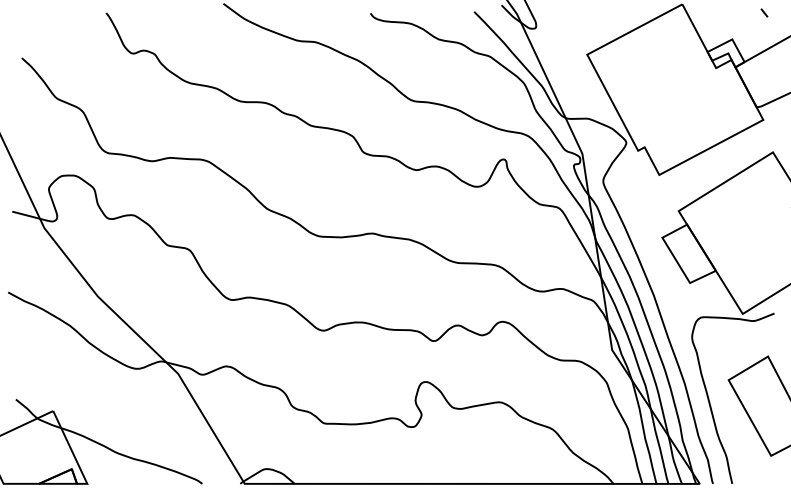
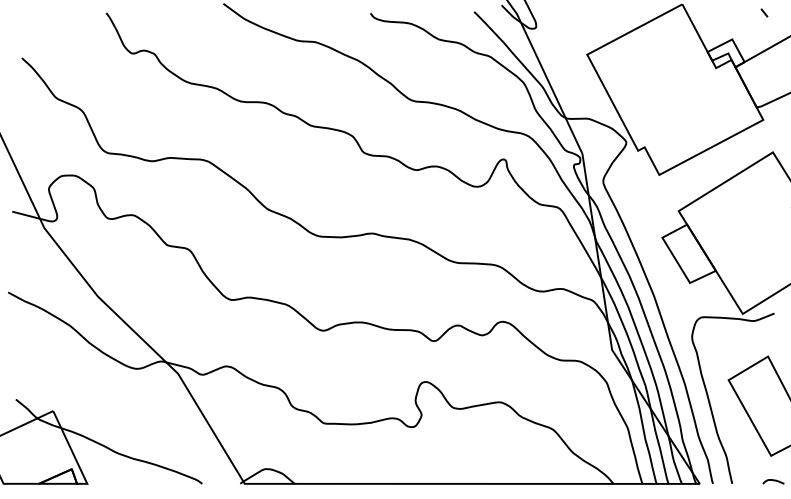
curve: none -> present (773, 481)
